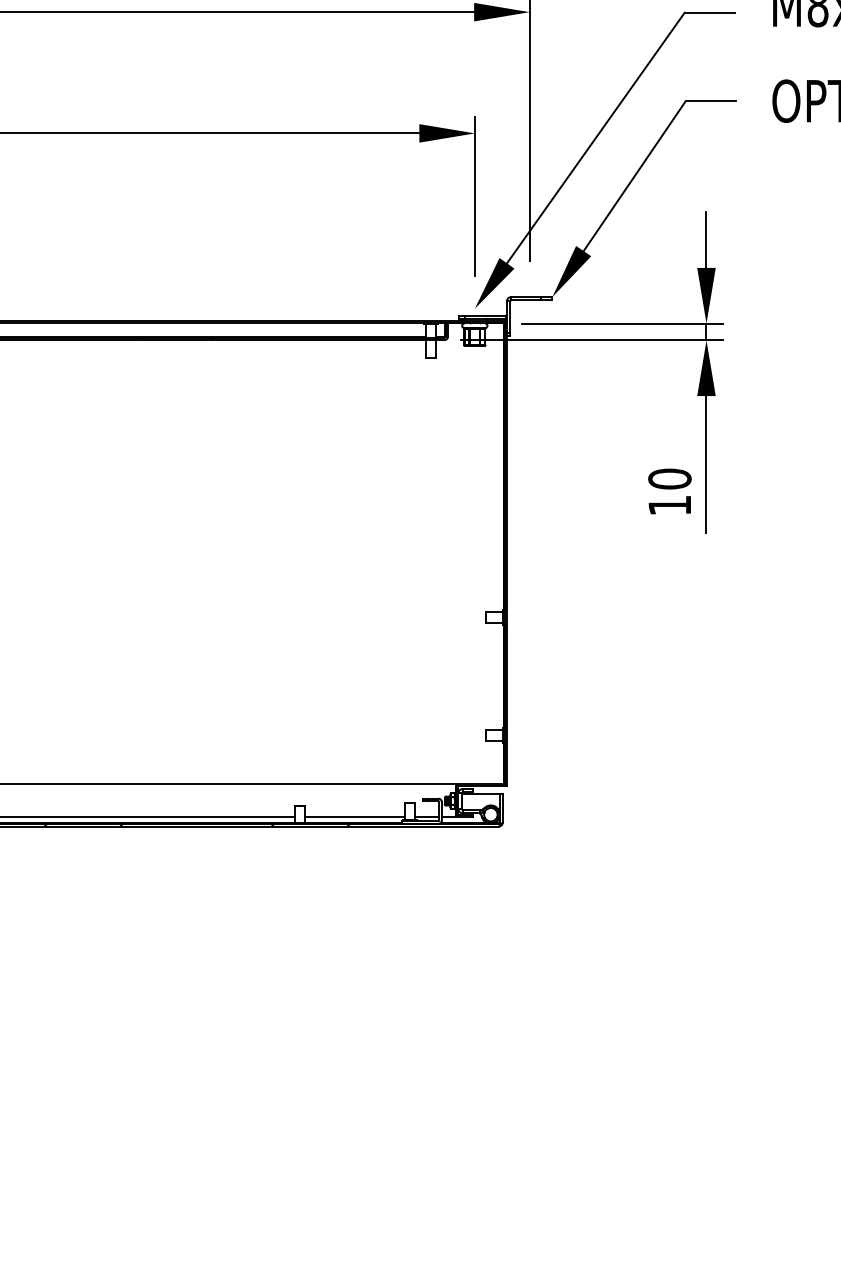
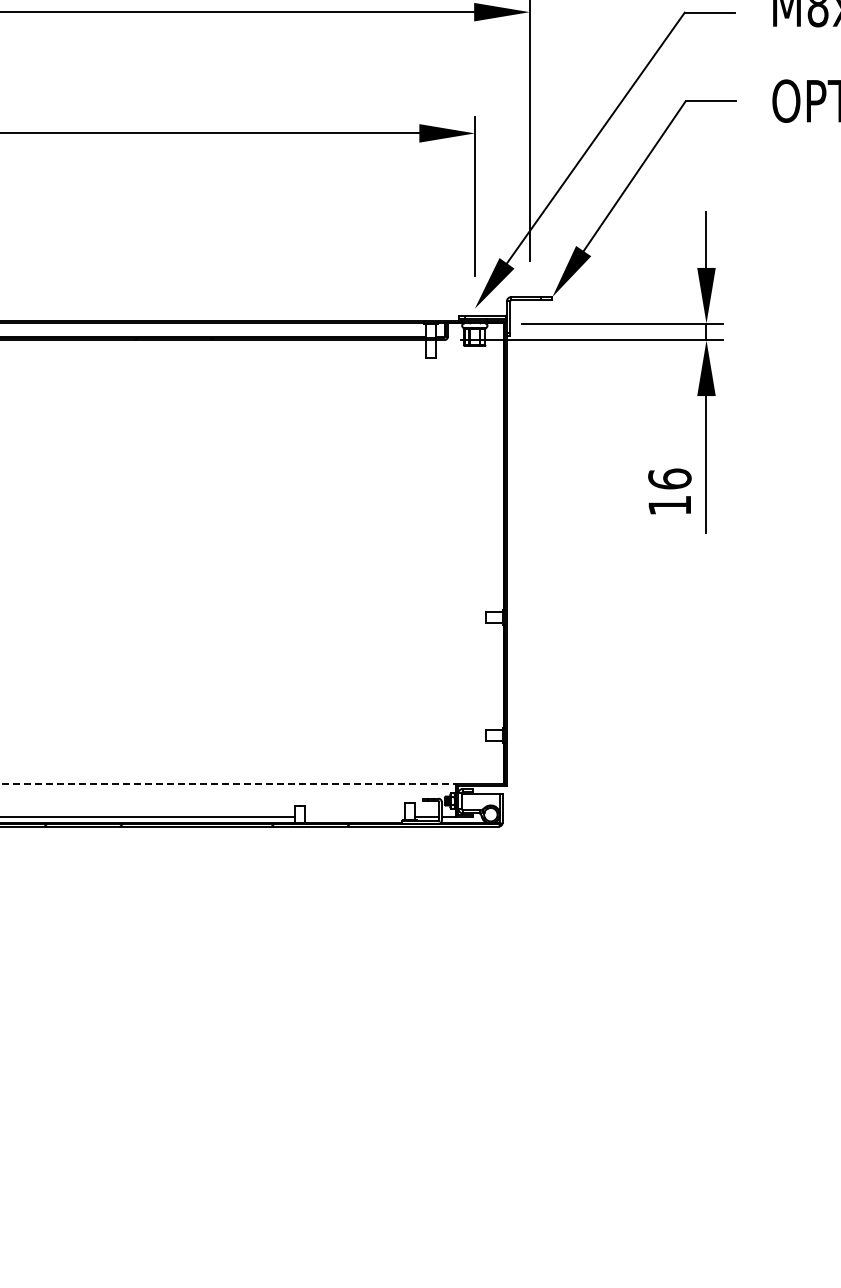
text: 10 -> 16 (669, 478)
line: solid -> dashed (227, 783)
line: present -> none (354, 817)
